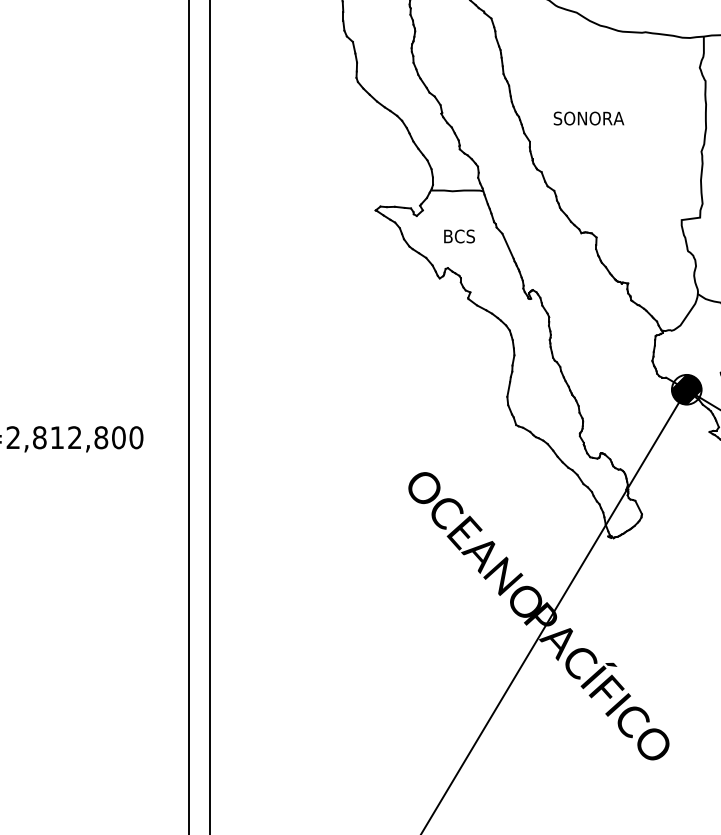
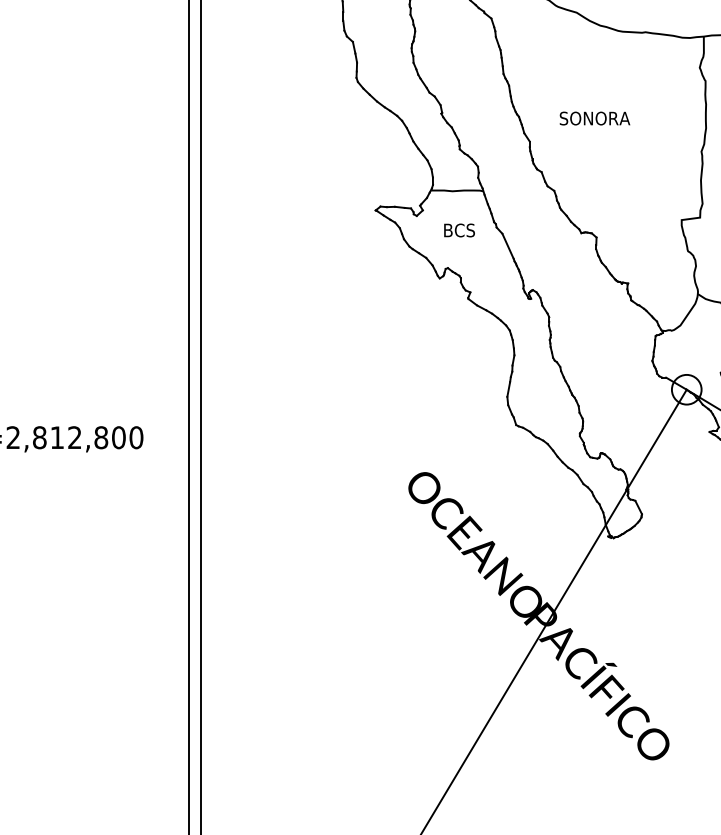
text position: (588, 118) -> (594, 118) (594, 118)
text position: (459, 236) -> (459, 230) (459, 230)
hatch: present -> none (686, 389)
line position: (209, 416) -> (200, 416) (200, 416)
